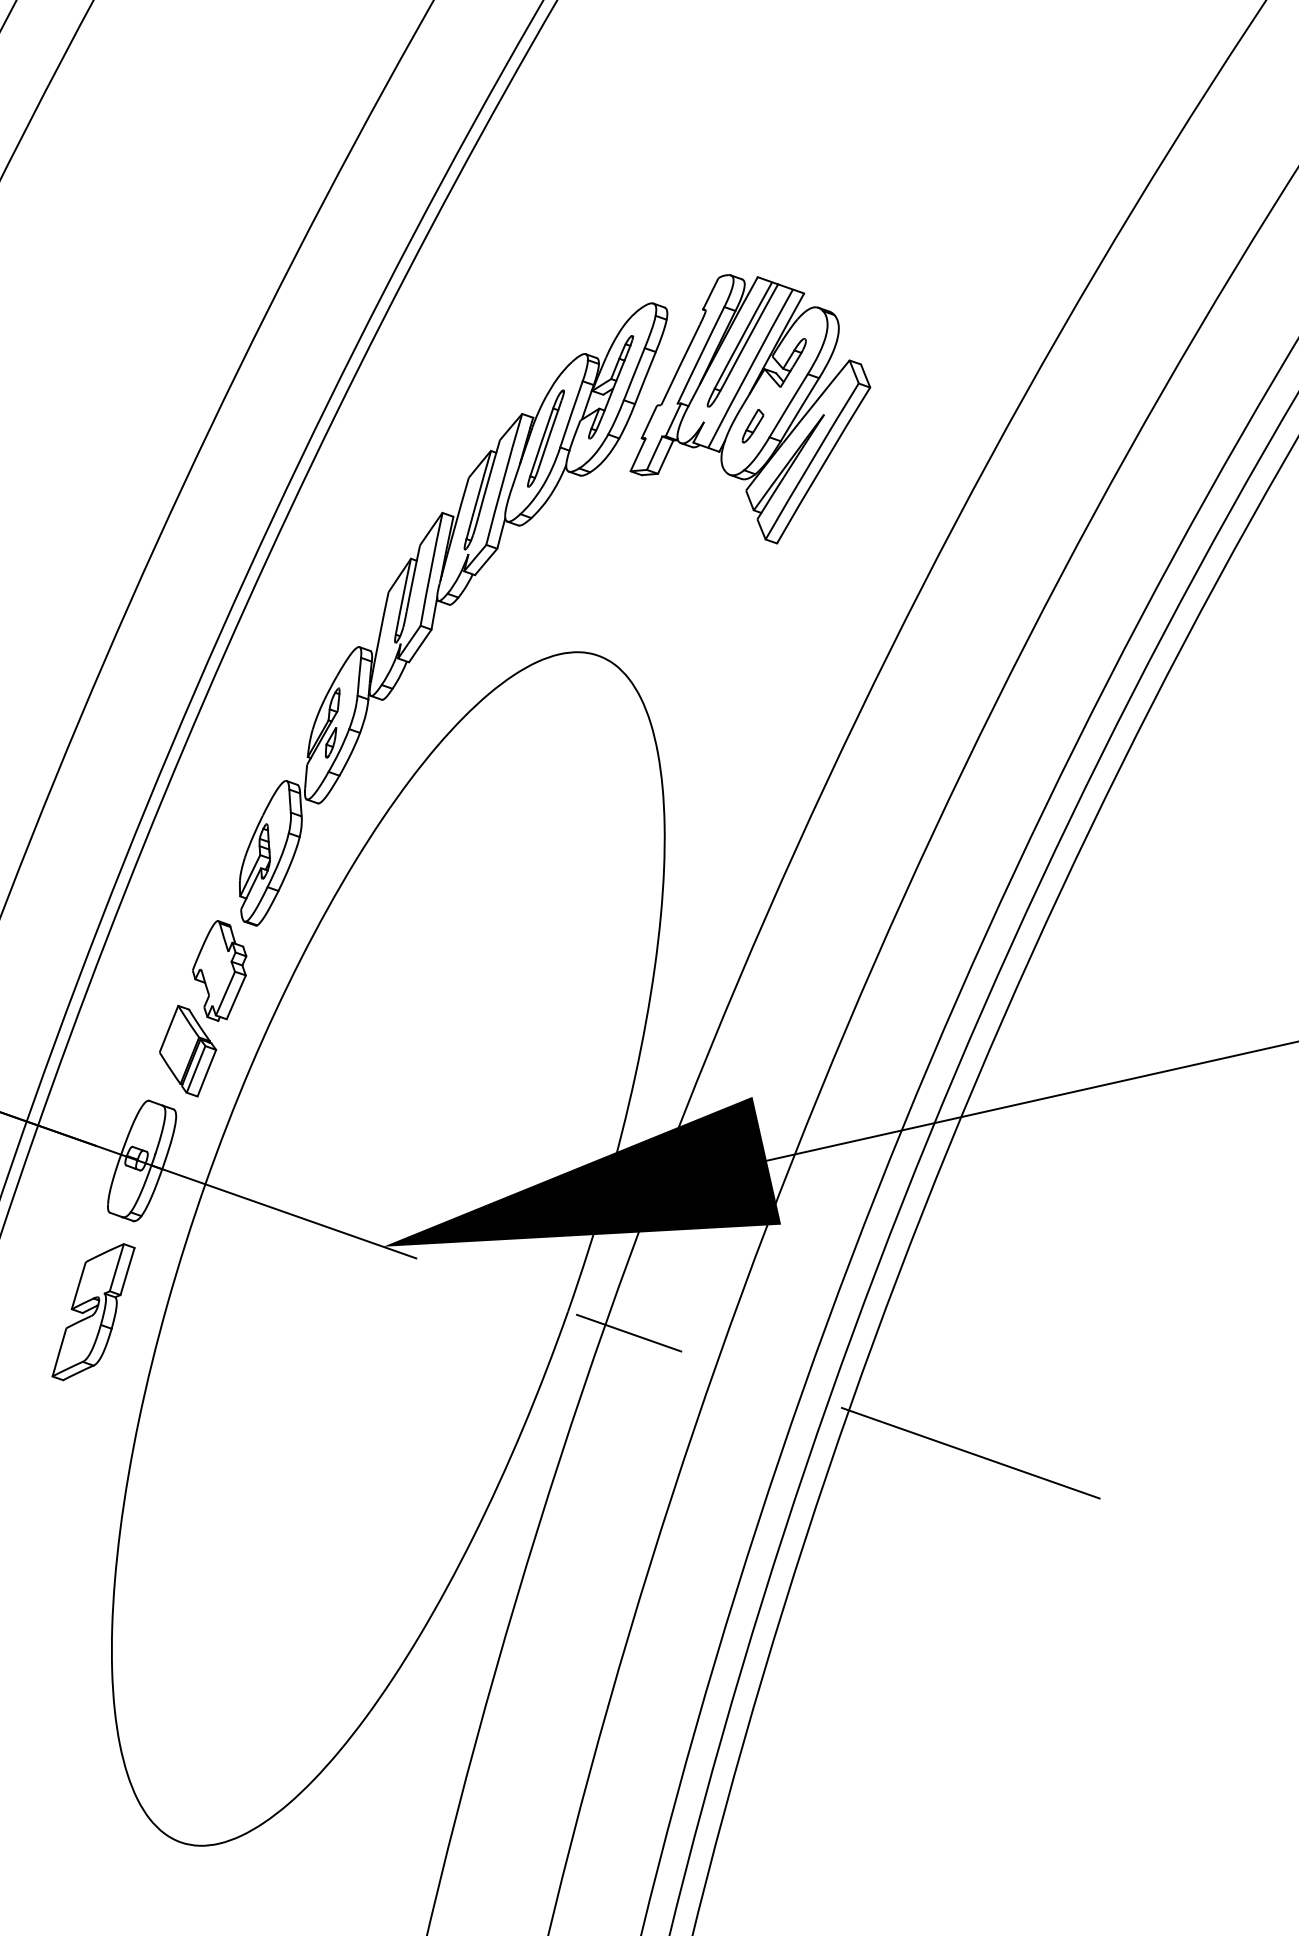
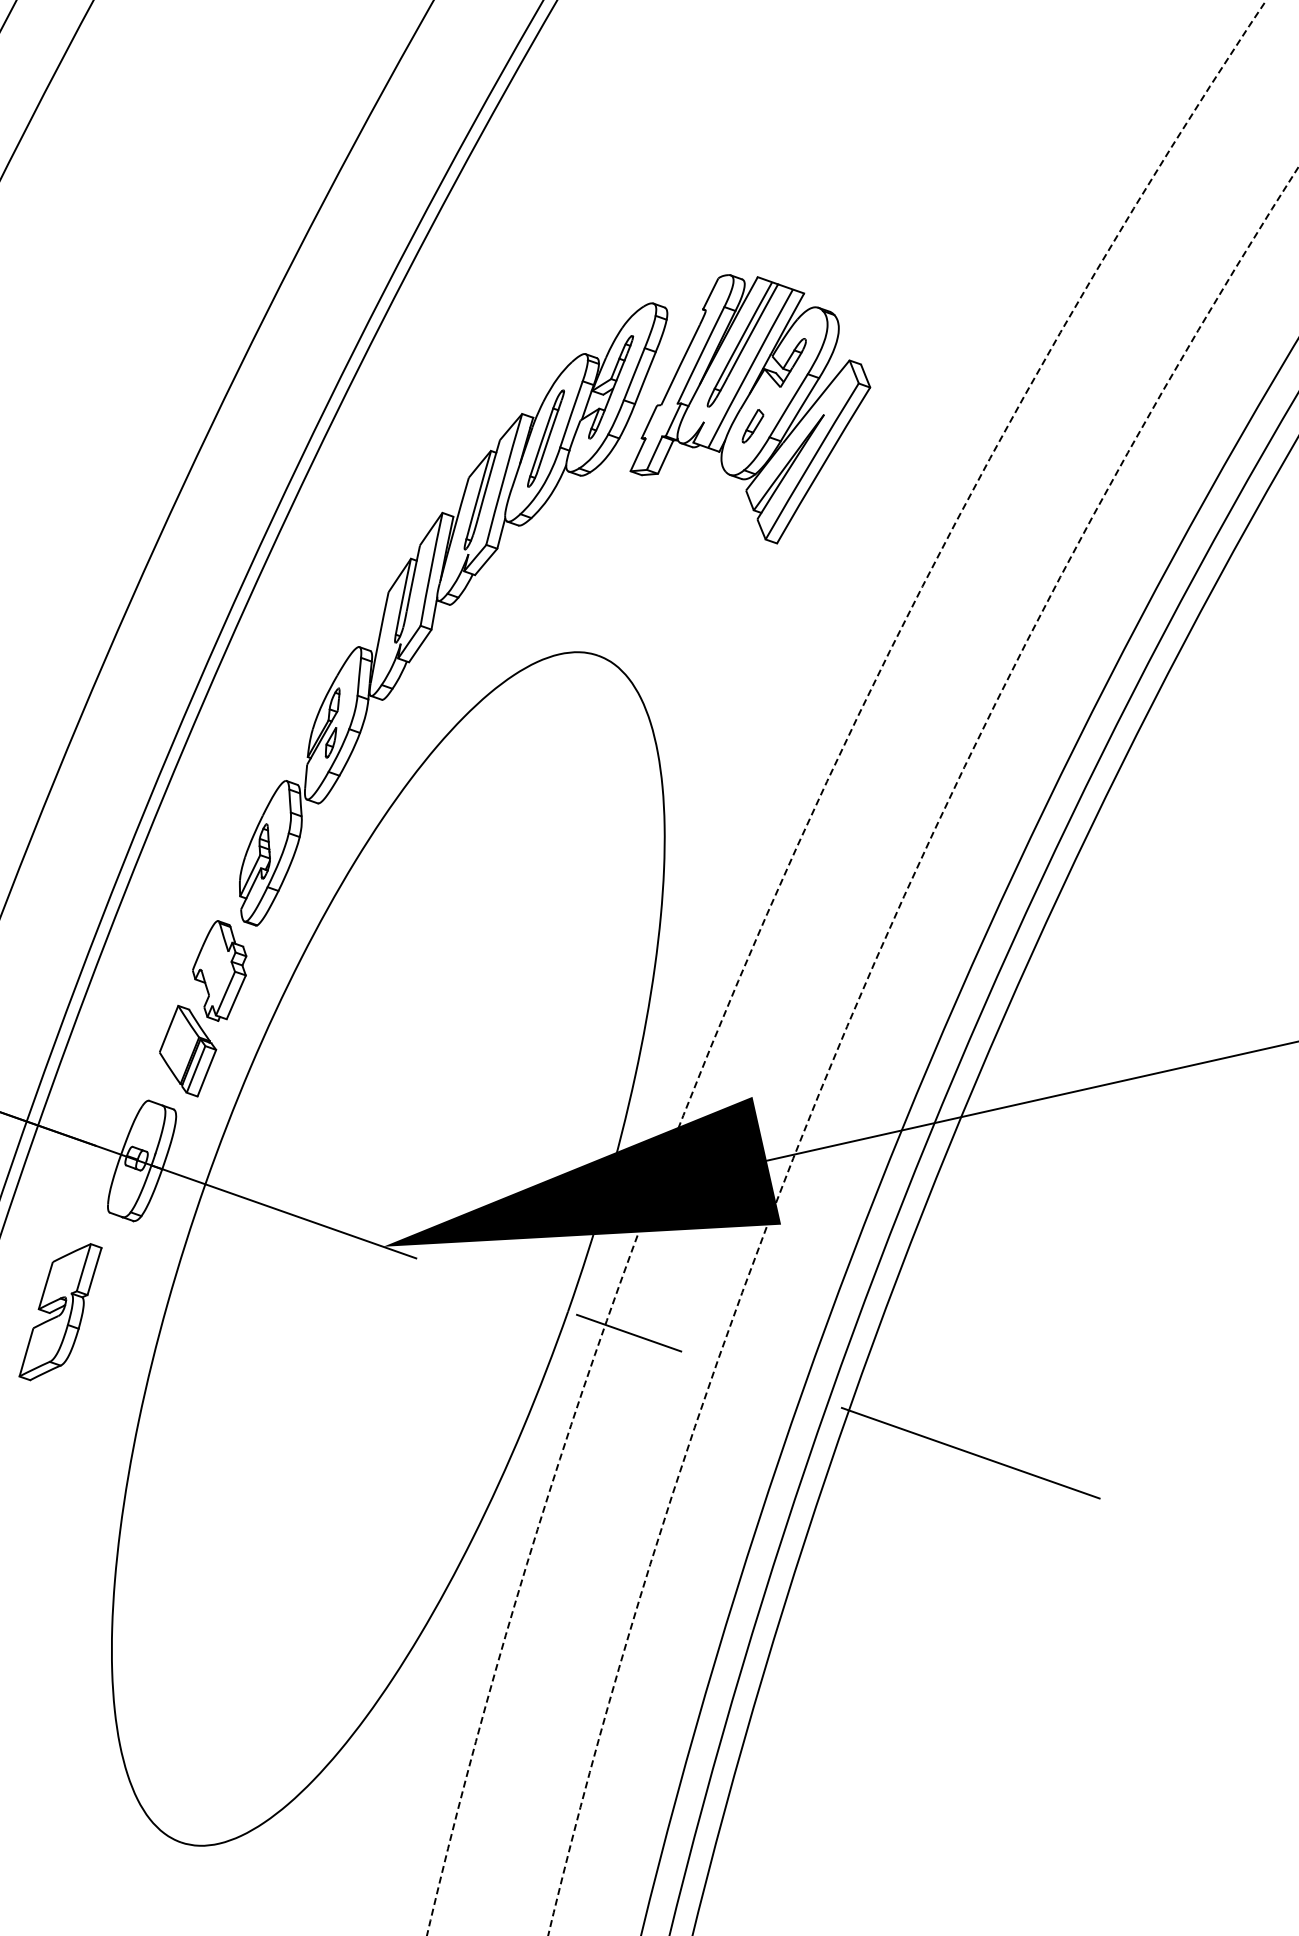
arc: solid -> dashed (760, 929)
circle: solid -> dashed (923, 1050)
part position: (93, 1312) -> (60, 1312) (60, 1312)
